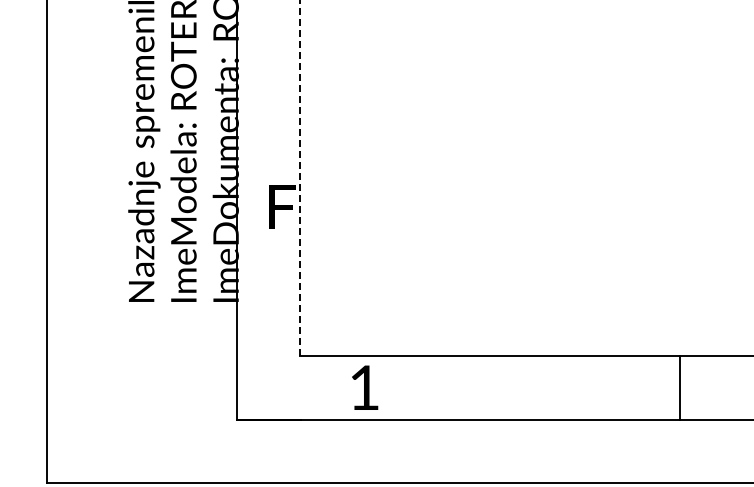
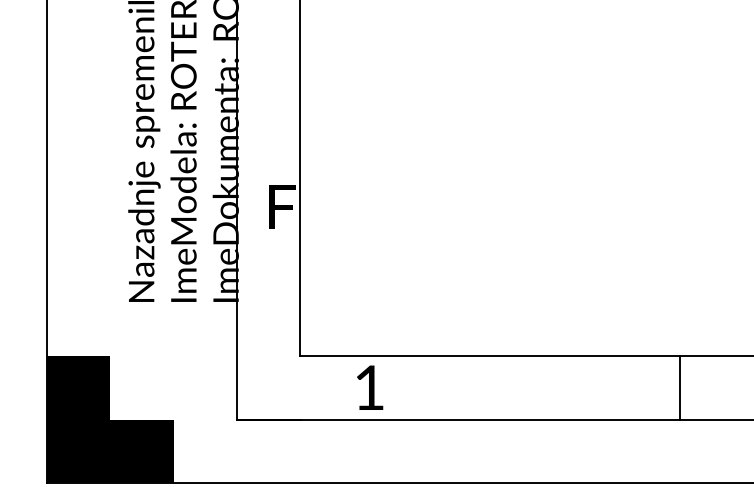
line: dashed -> solid (300, 178)
text position: (365, 387) -> (370, 387) (370, 387)
fill: none -> present (109, 419)
